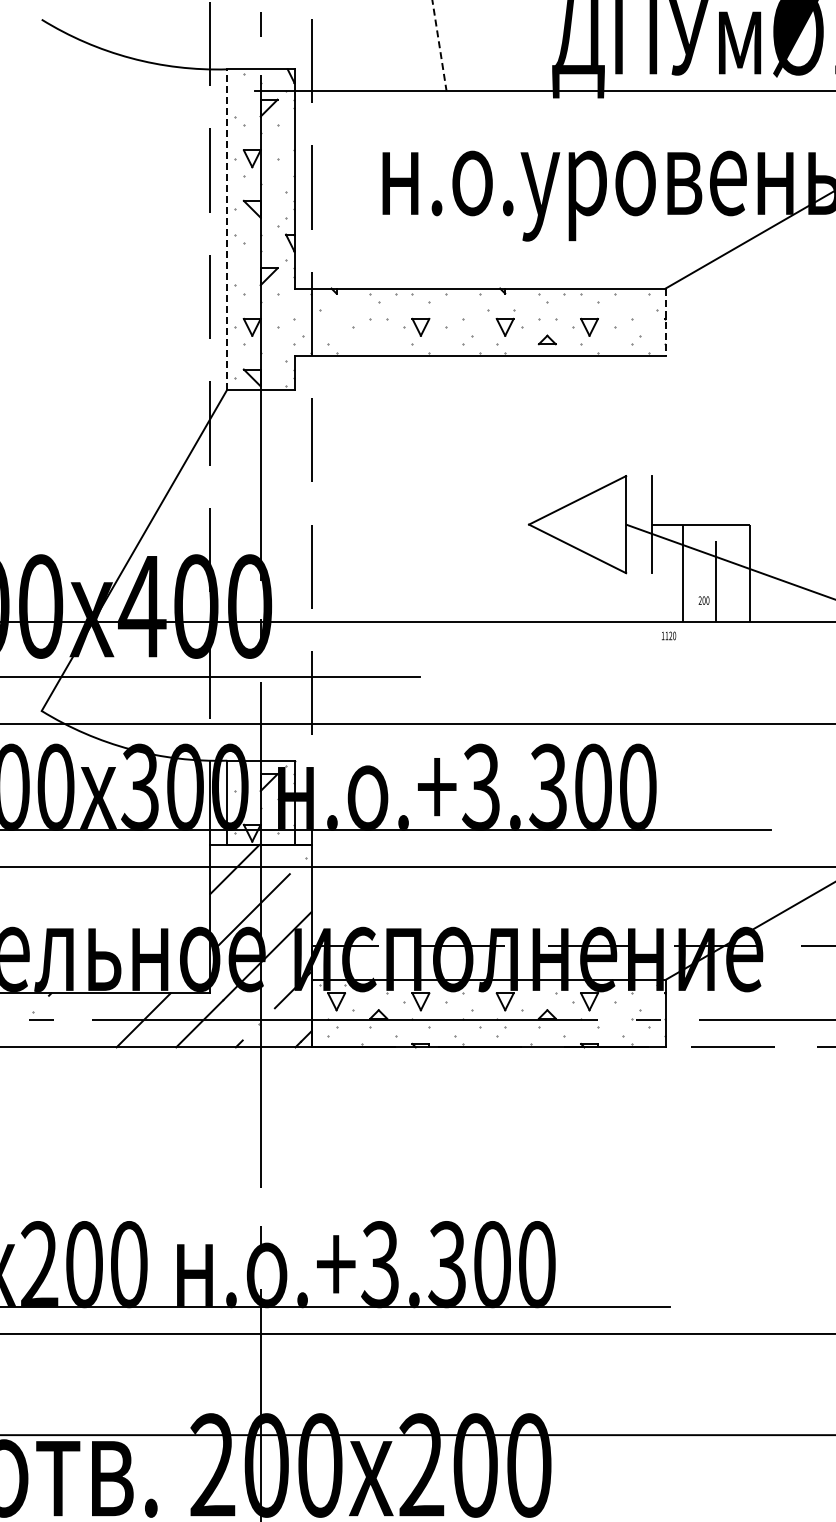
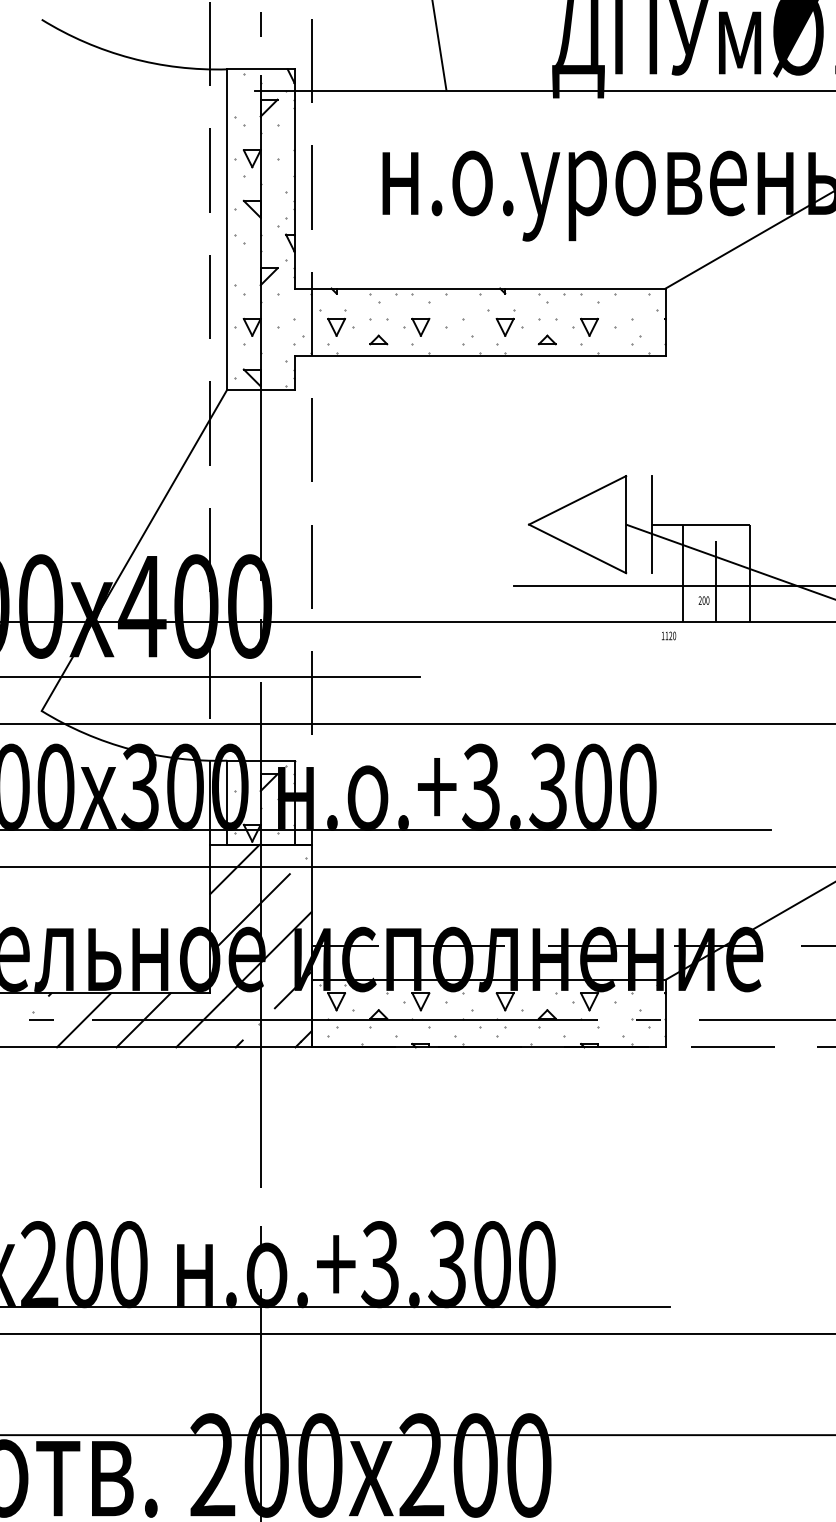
line: dashed -> solid (439, 45)
line: dashed -> solid (227, 229)
part: none -> present (336, 322)
line: dashed -> solid (665, 322)
part: none -> present (378, 339)
line: none -> present (672, 586)
line: none -> present (84, 1020)
